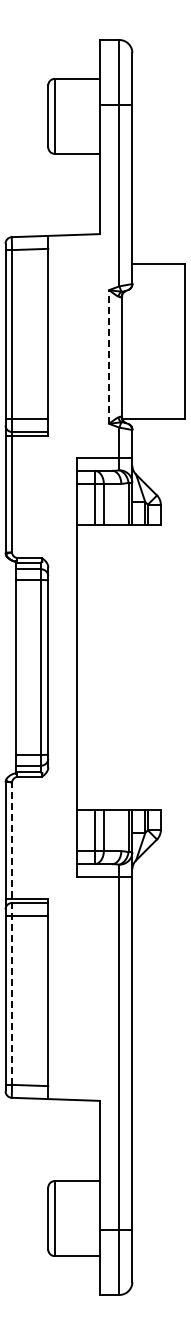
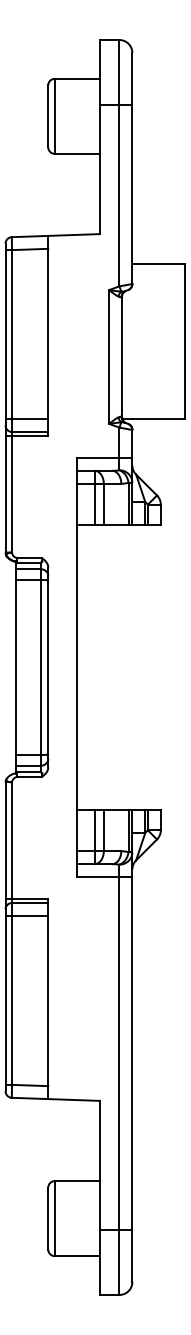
line: dashed -> solid (109, 357)
line: dashed -> solid (12, 933)
